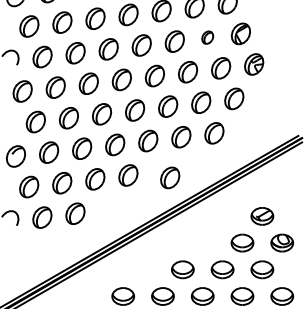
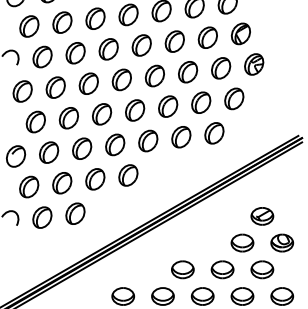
part size: 14x15 px -> 21x23 px (207, 37)
part: present -> none (170, 177)
